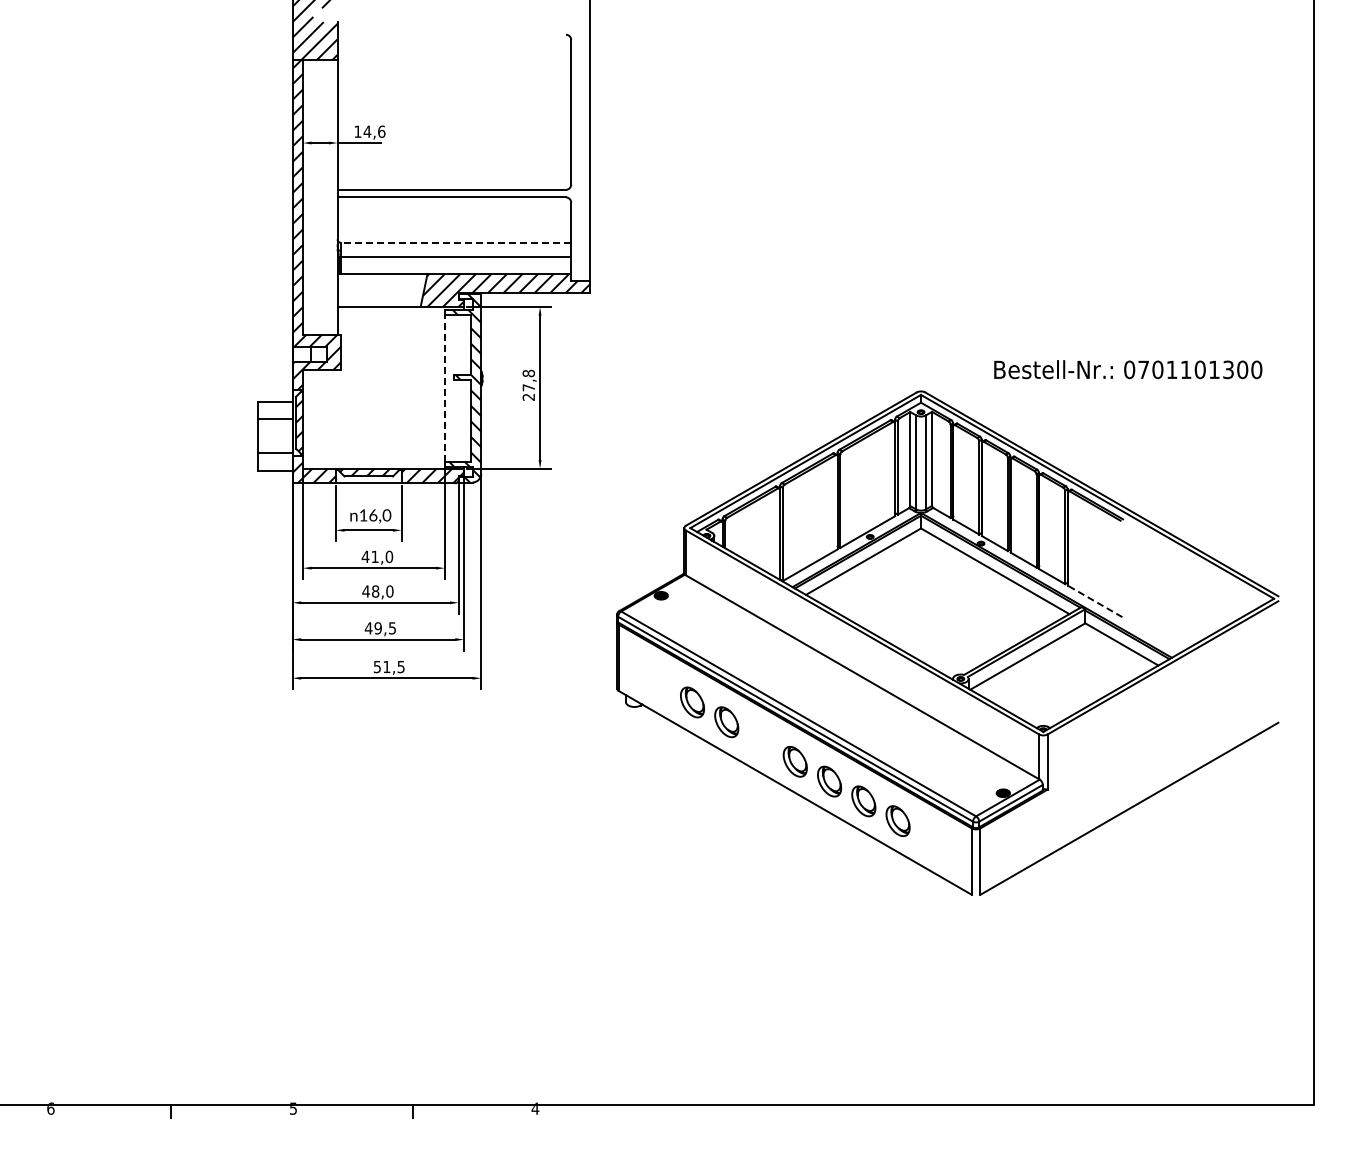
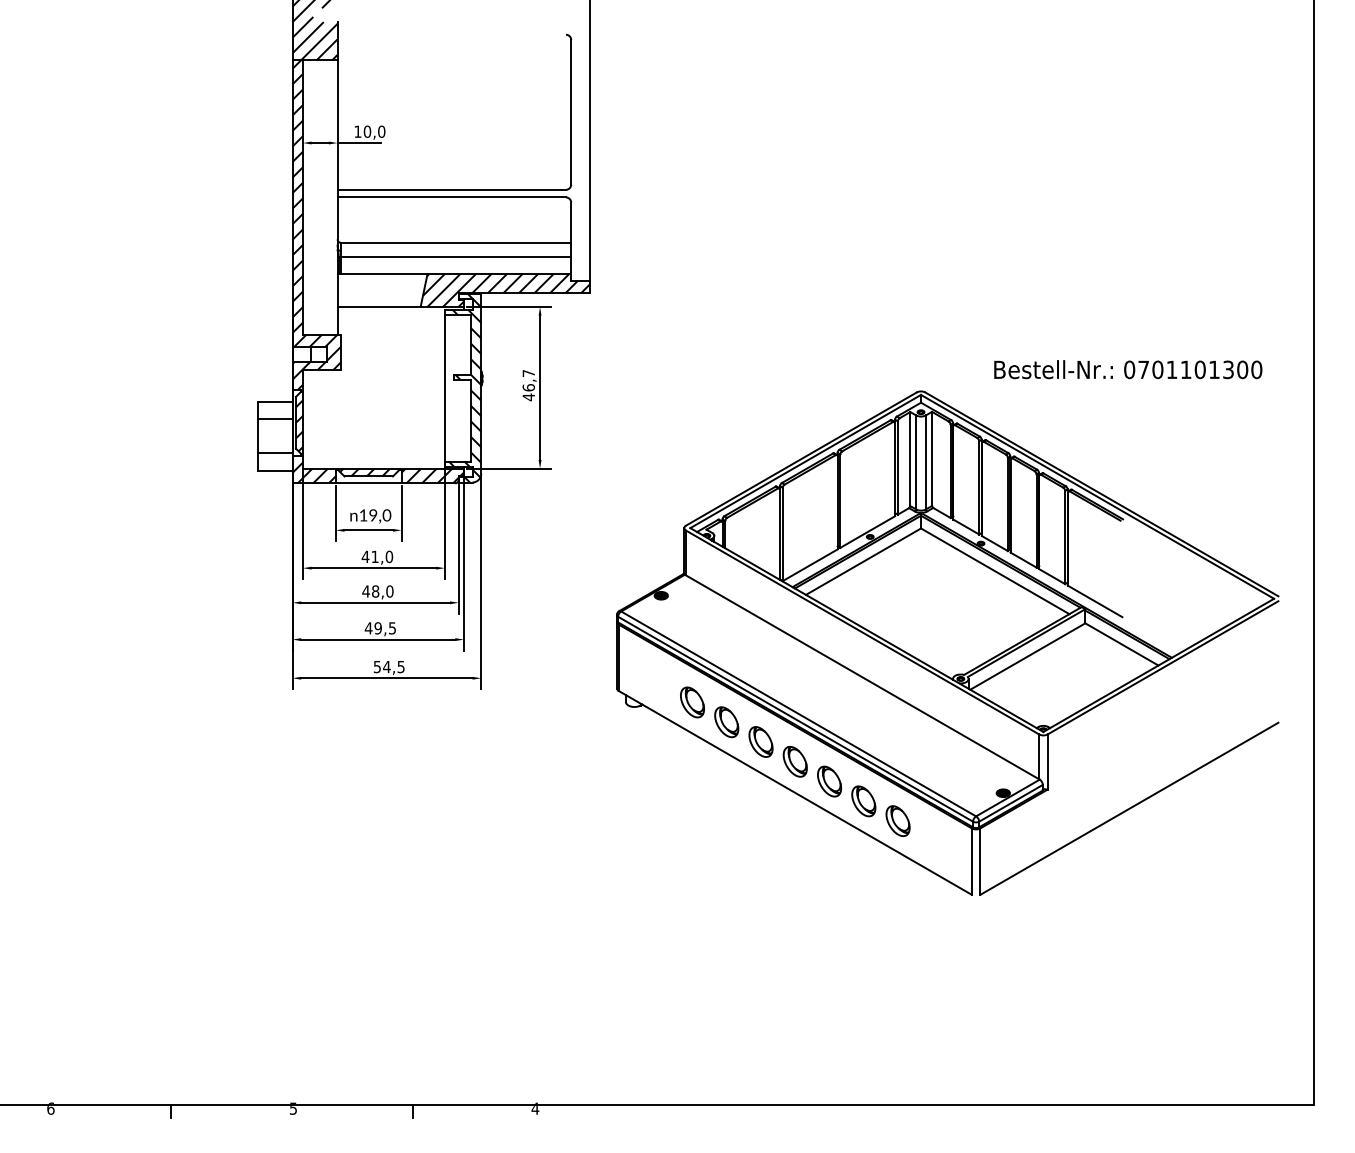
text: 14,6 -> 10,0 (374, 131)
line: dashed -> solid (455, 242)
text: 27,8 -> 46,7 (528, 385)
line: dashed -> solid (444, 388)
text: 16,0 -> 19,0 (373, 515)
line: dashed -> solid (1095, 601)
text: 51,5 -> 54,5 (386, 666)
part: none -> present (760, 741)
